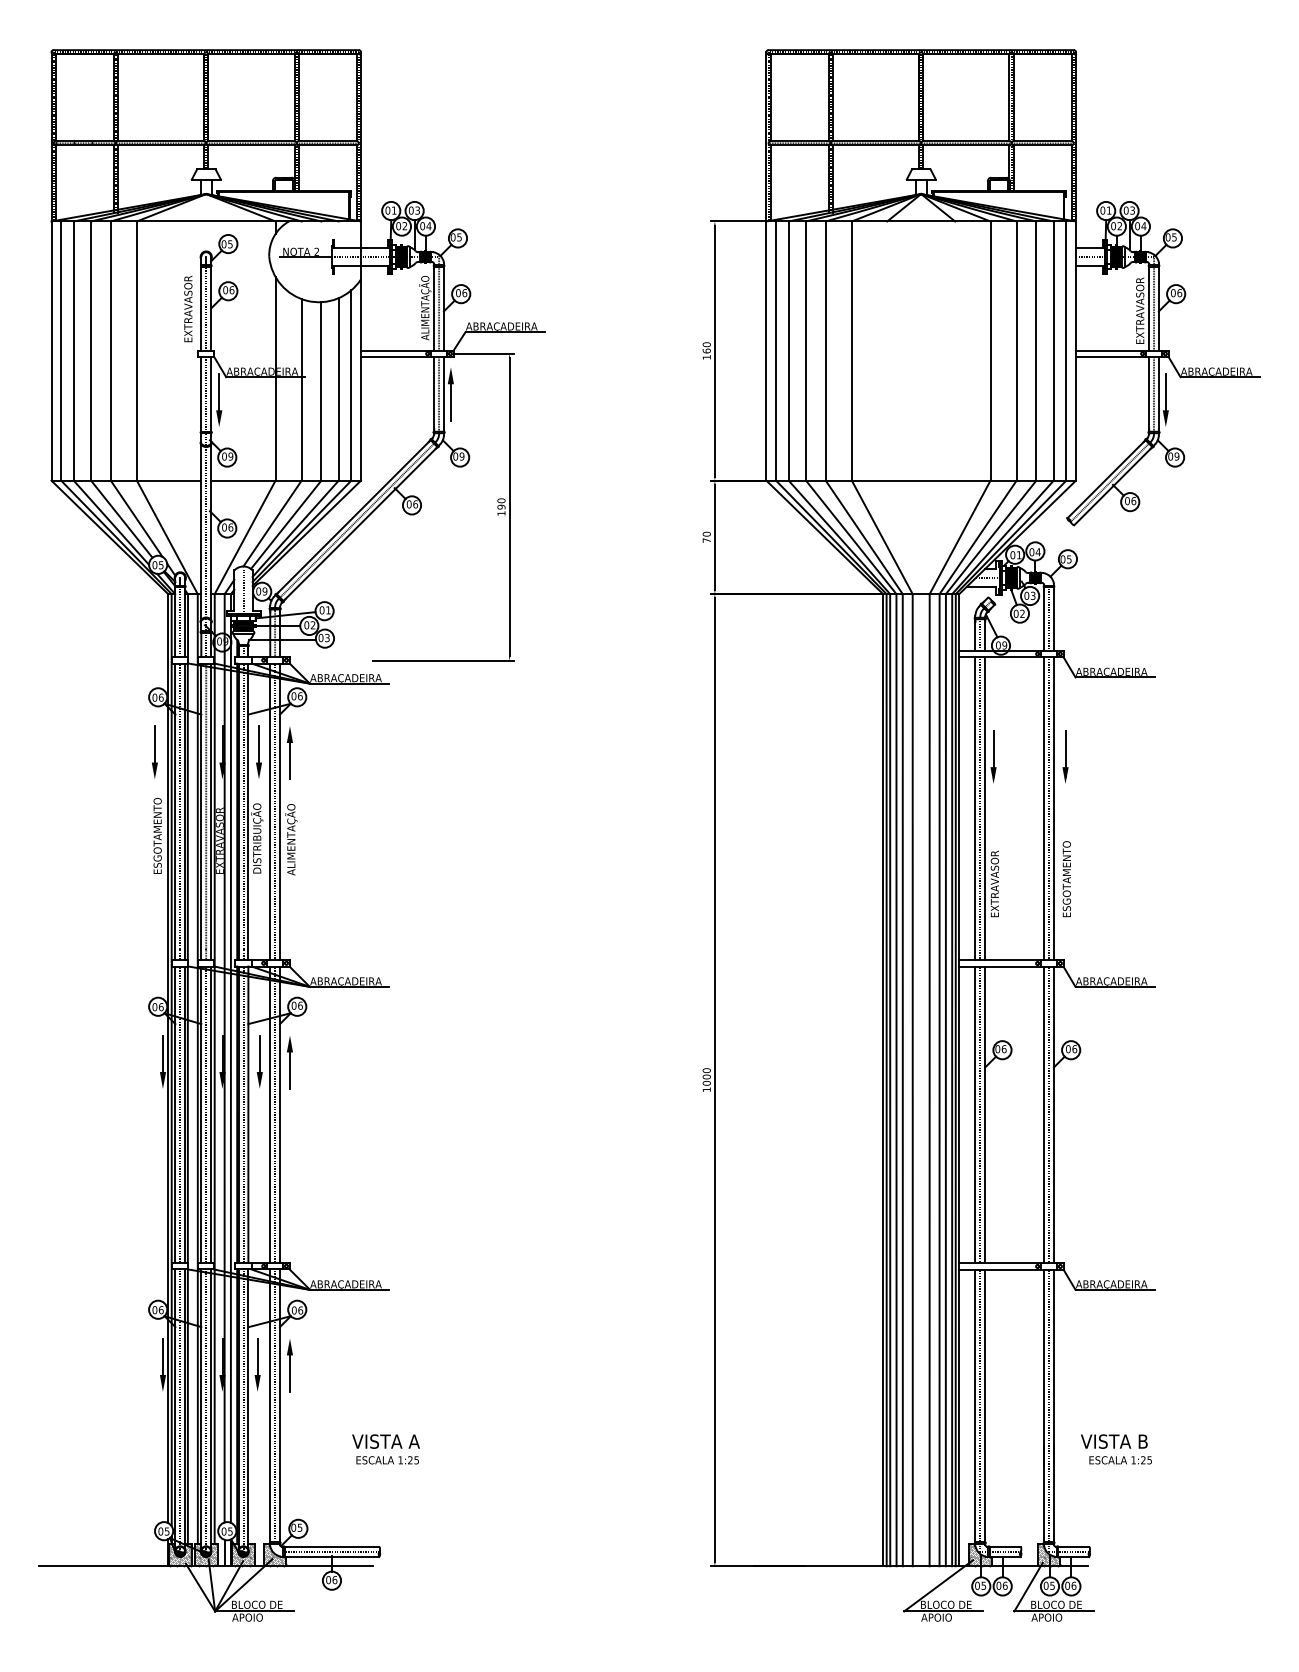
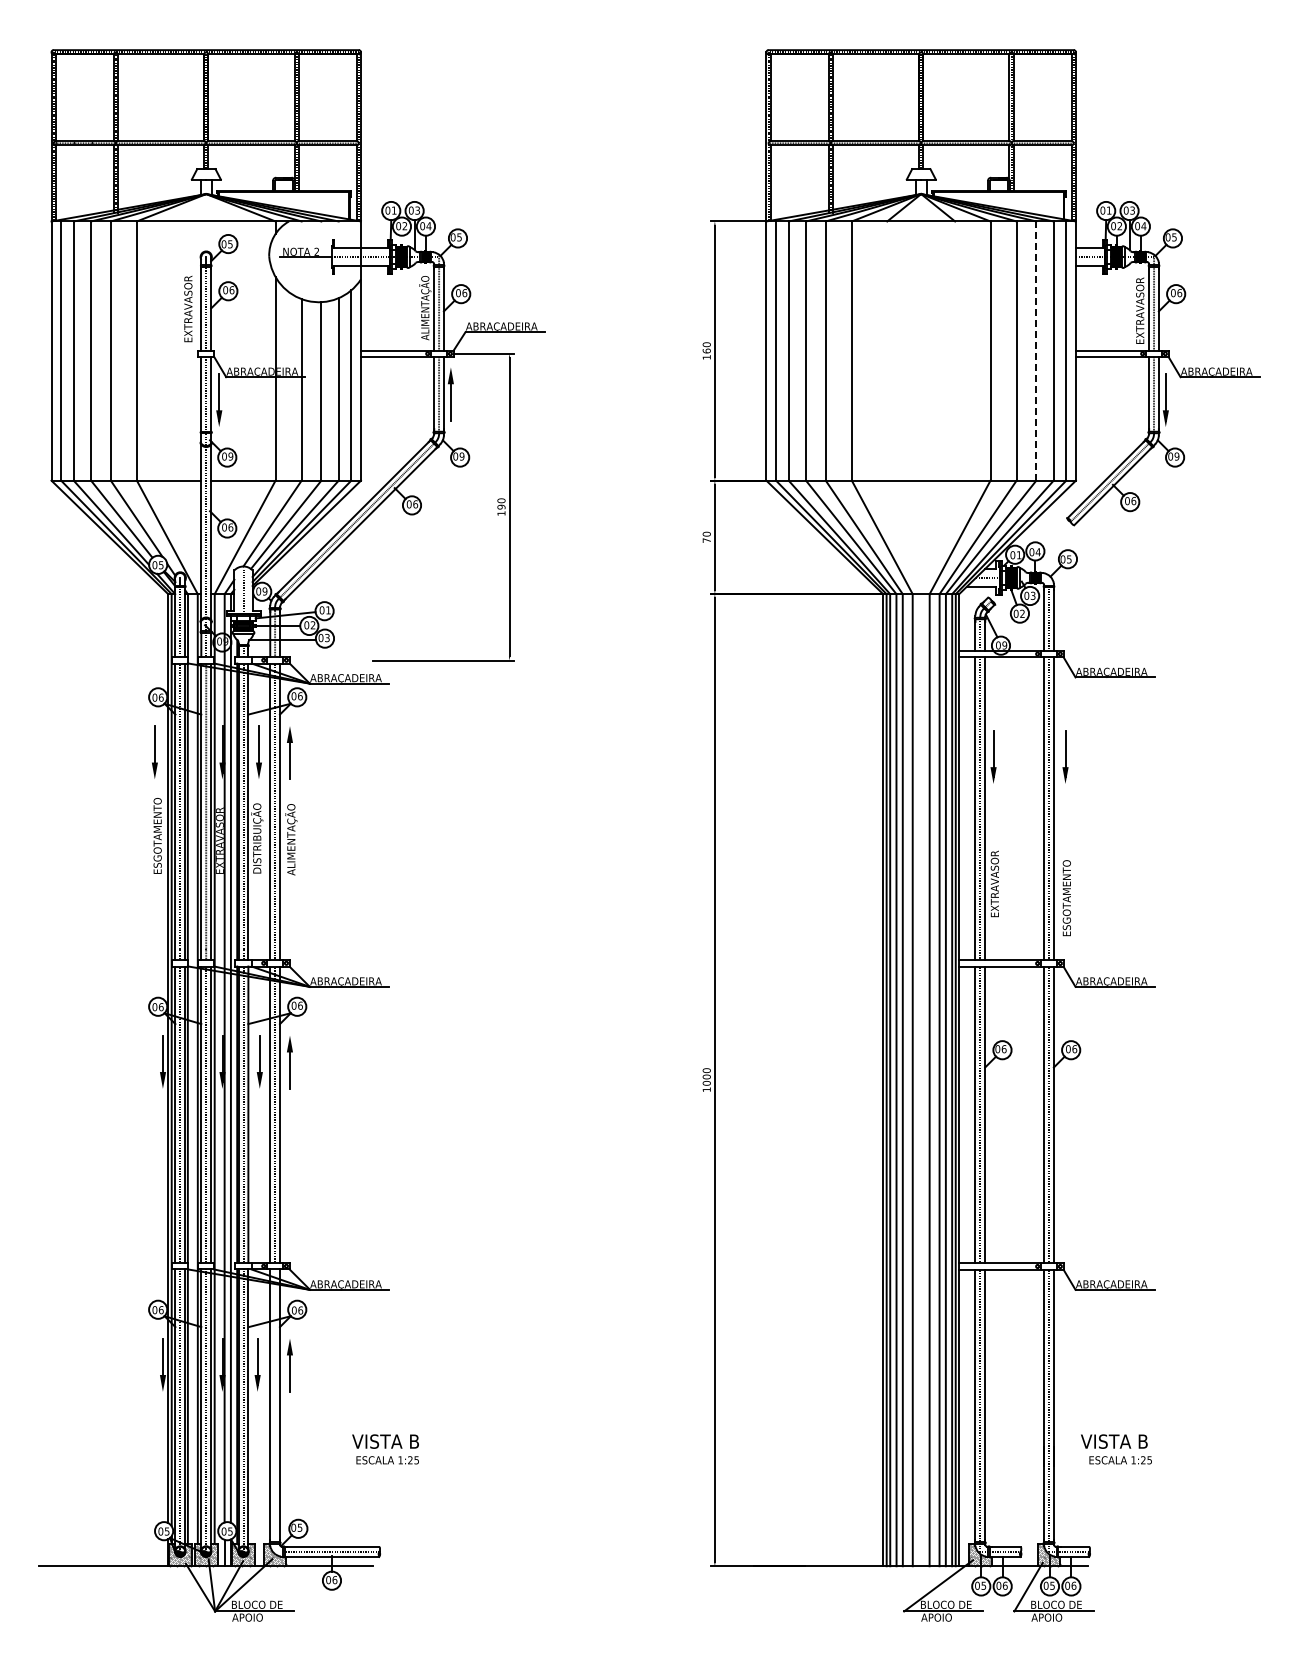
line: solid -> dashed (1036, 351)
text position: (1066, 879) -> (1066, 898) (1066, 898)
line: present -> none (275, 1405)
text: VISTA A -> VISTA B (413, 1441)
